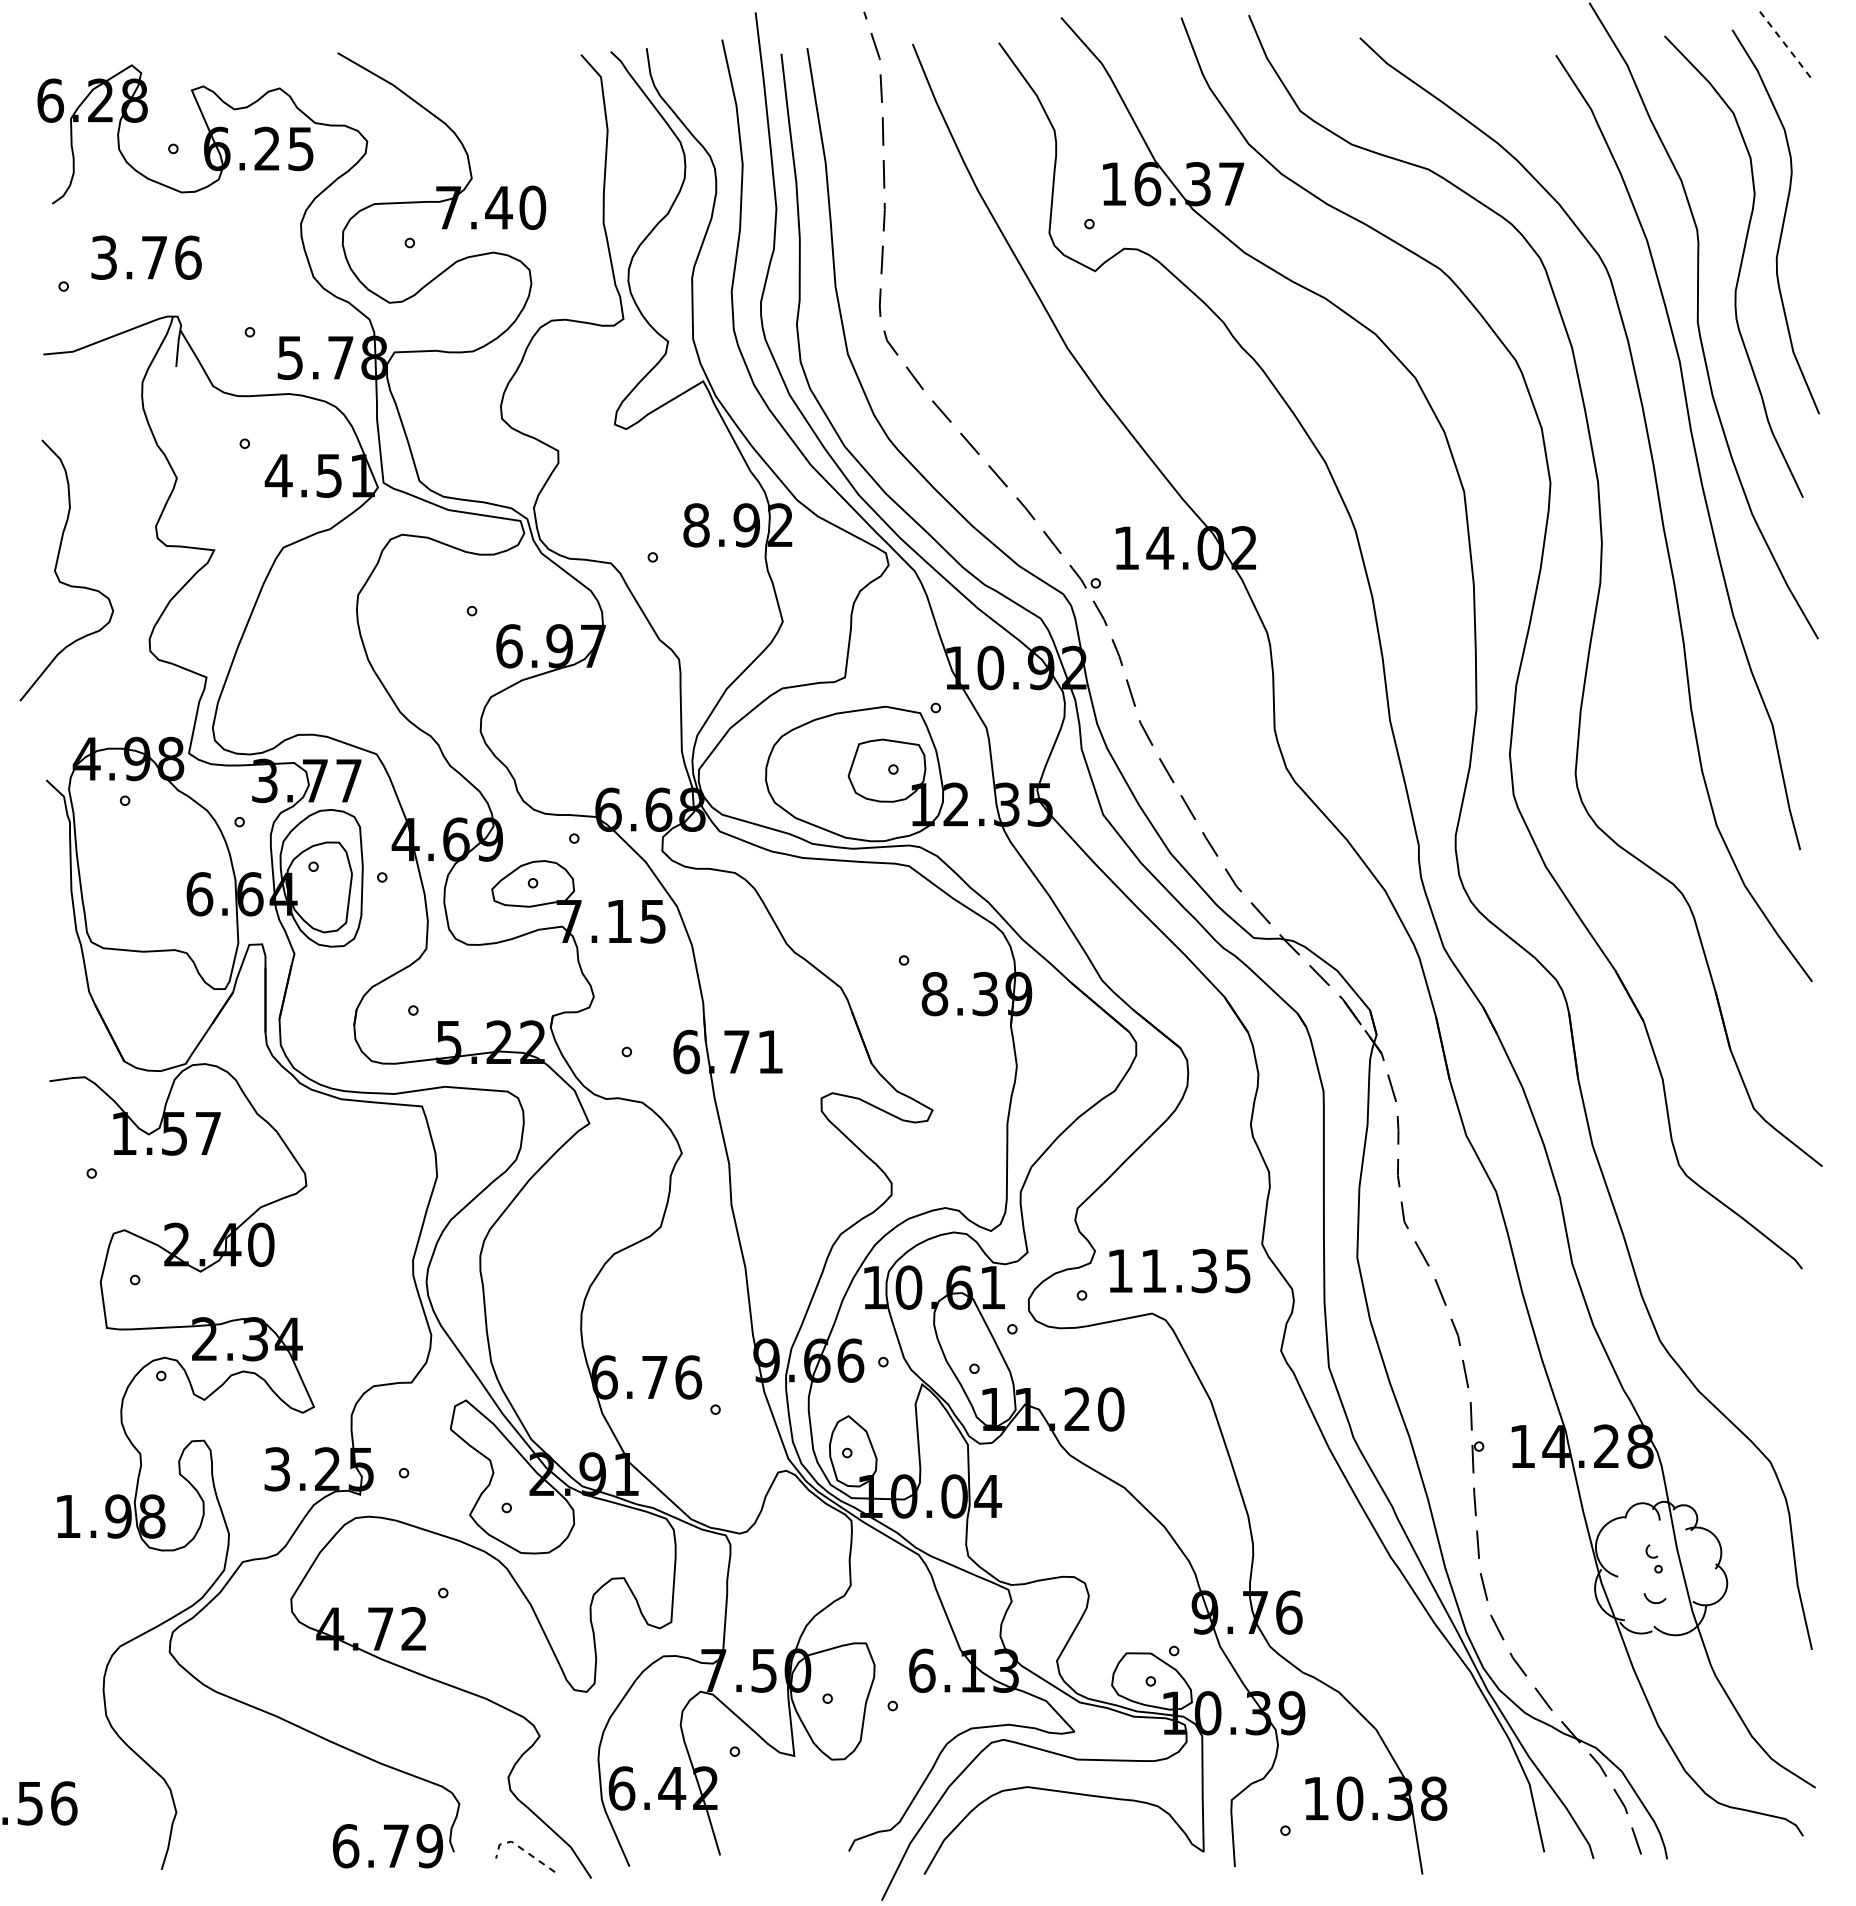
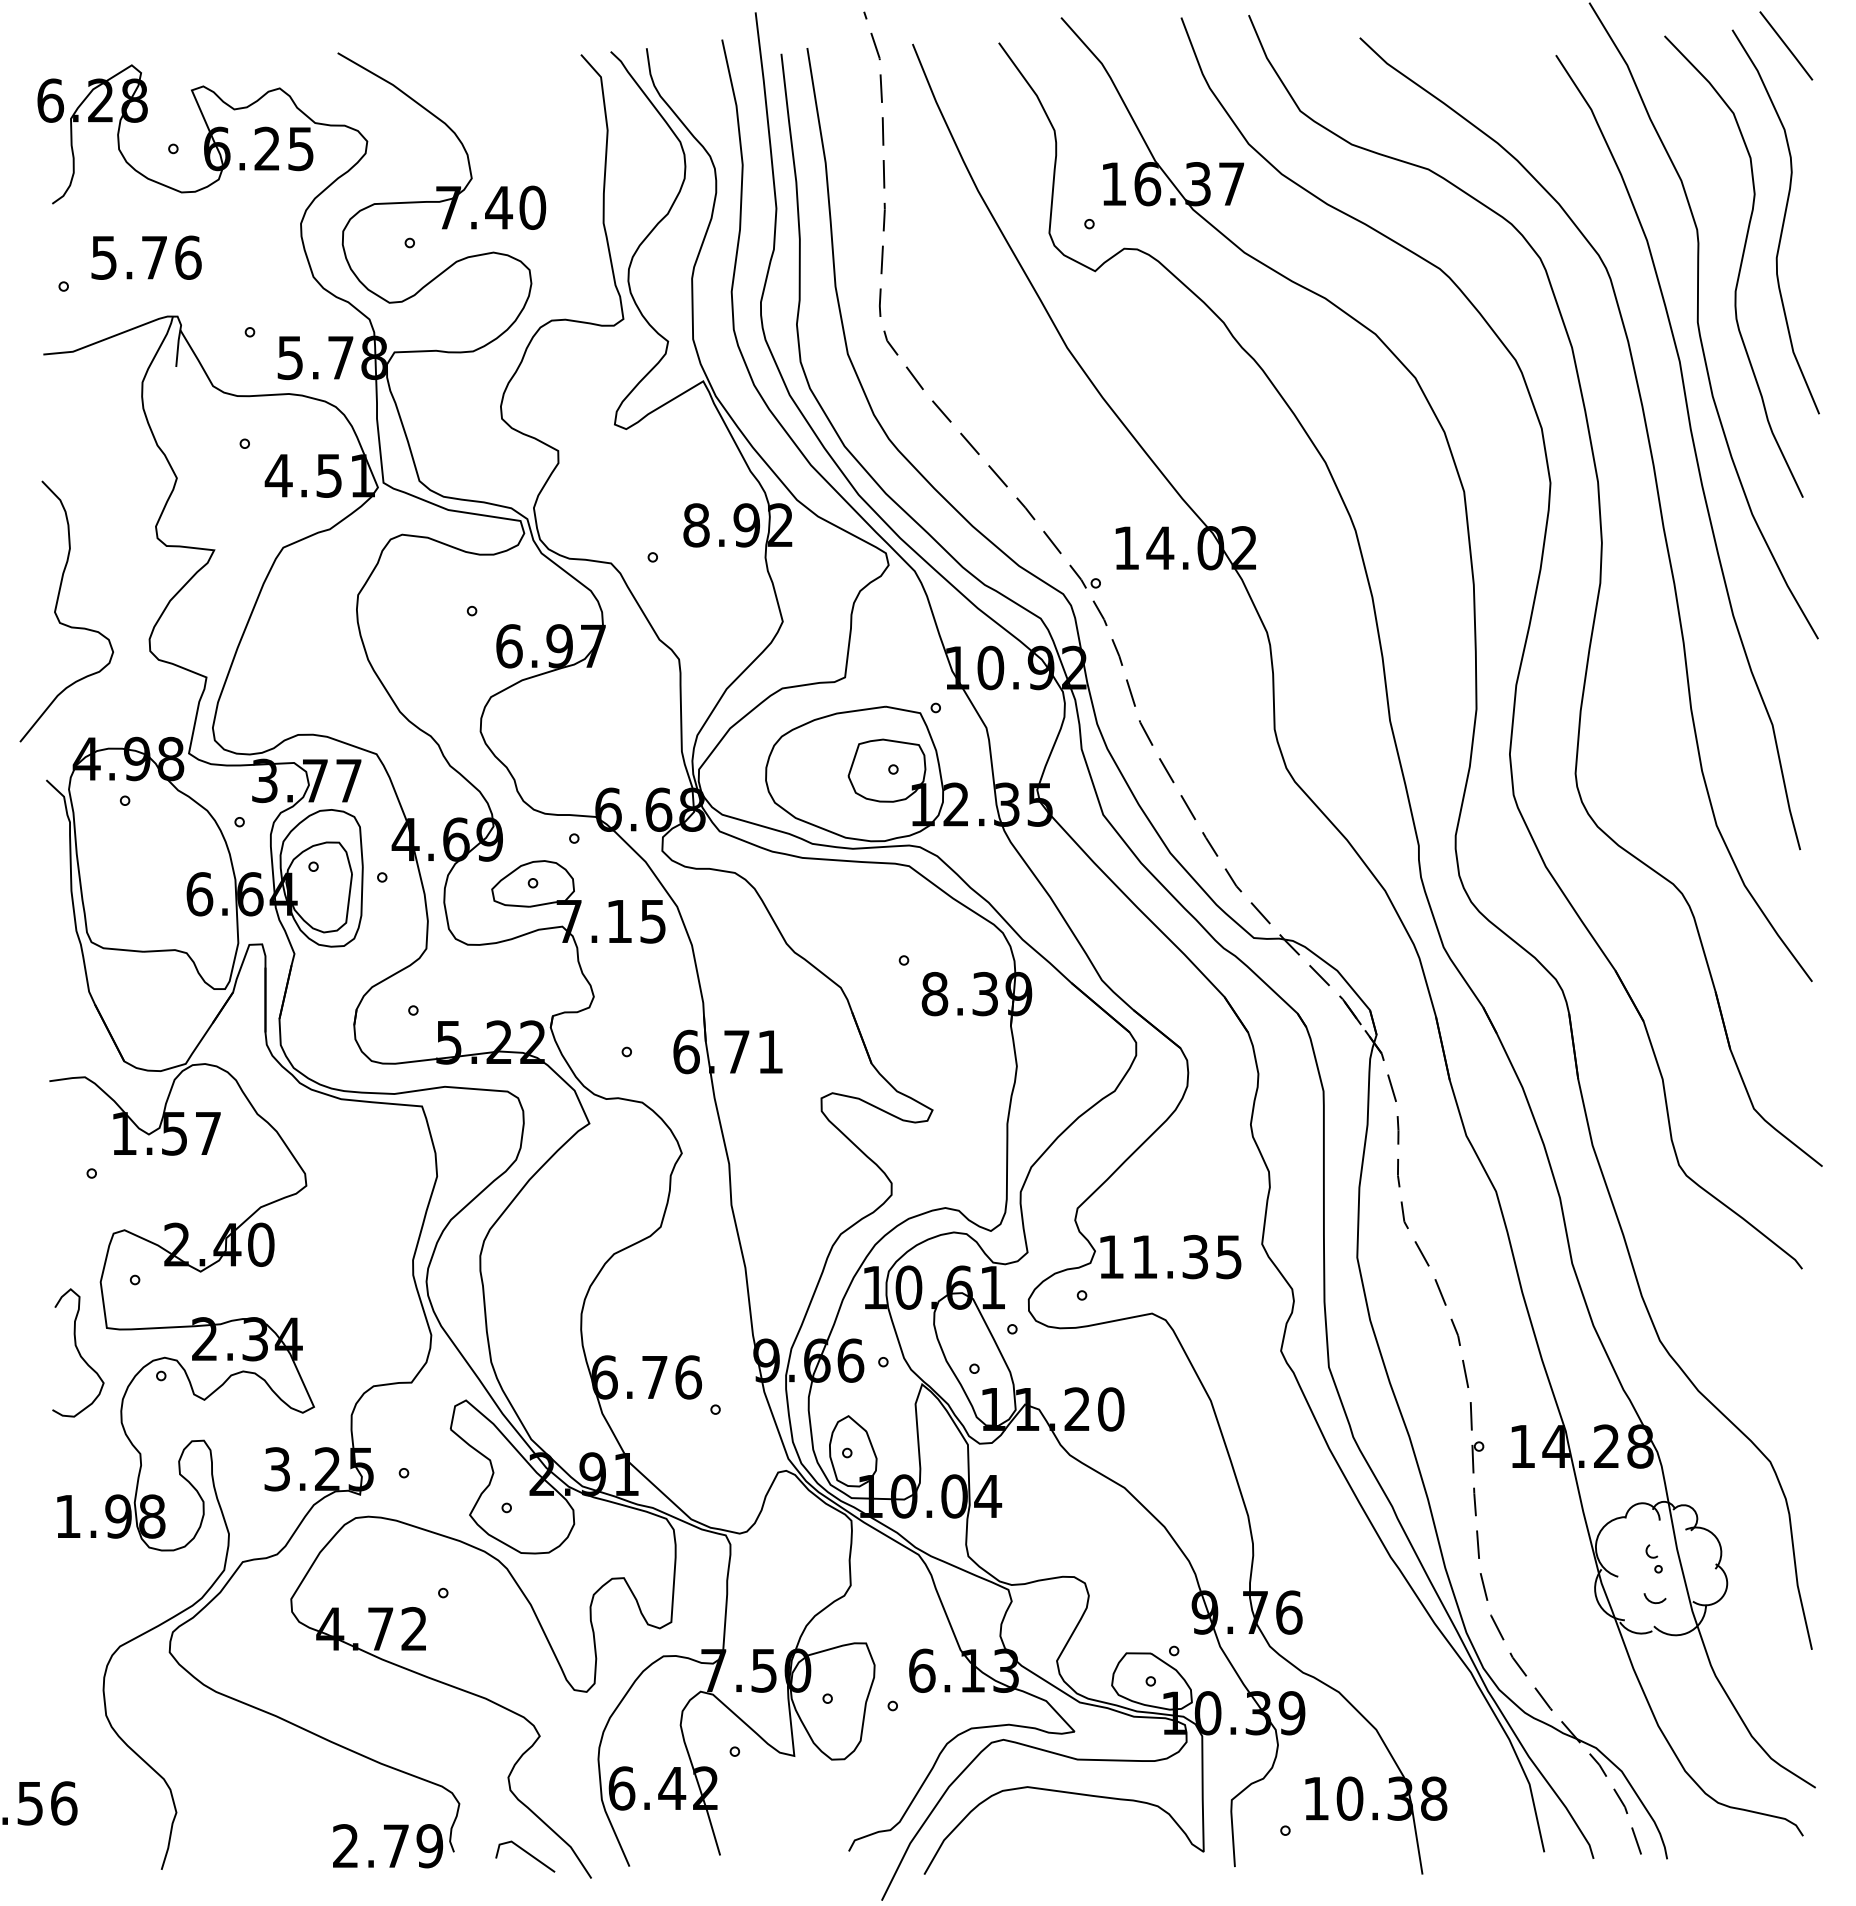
line: dashed -> solid (1786, 46)
text: 3.76 -> 5.76 (103, 257)
curve position: (57, 574) -> (57, 615) (57, 615)
text position: (1179, 1271) -> (1170, 1257) (1170, 1257)
curve: none -> present (78, 1352)
text: 6.79 -> 2.79 (345, 1846)
line: dashed -> solid (521, 1848)
